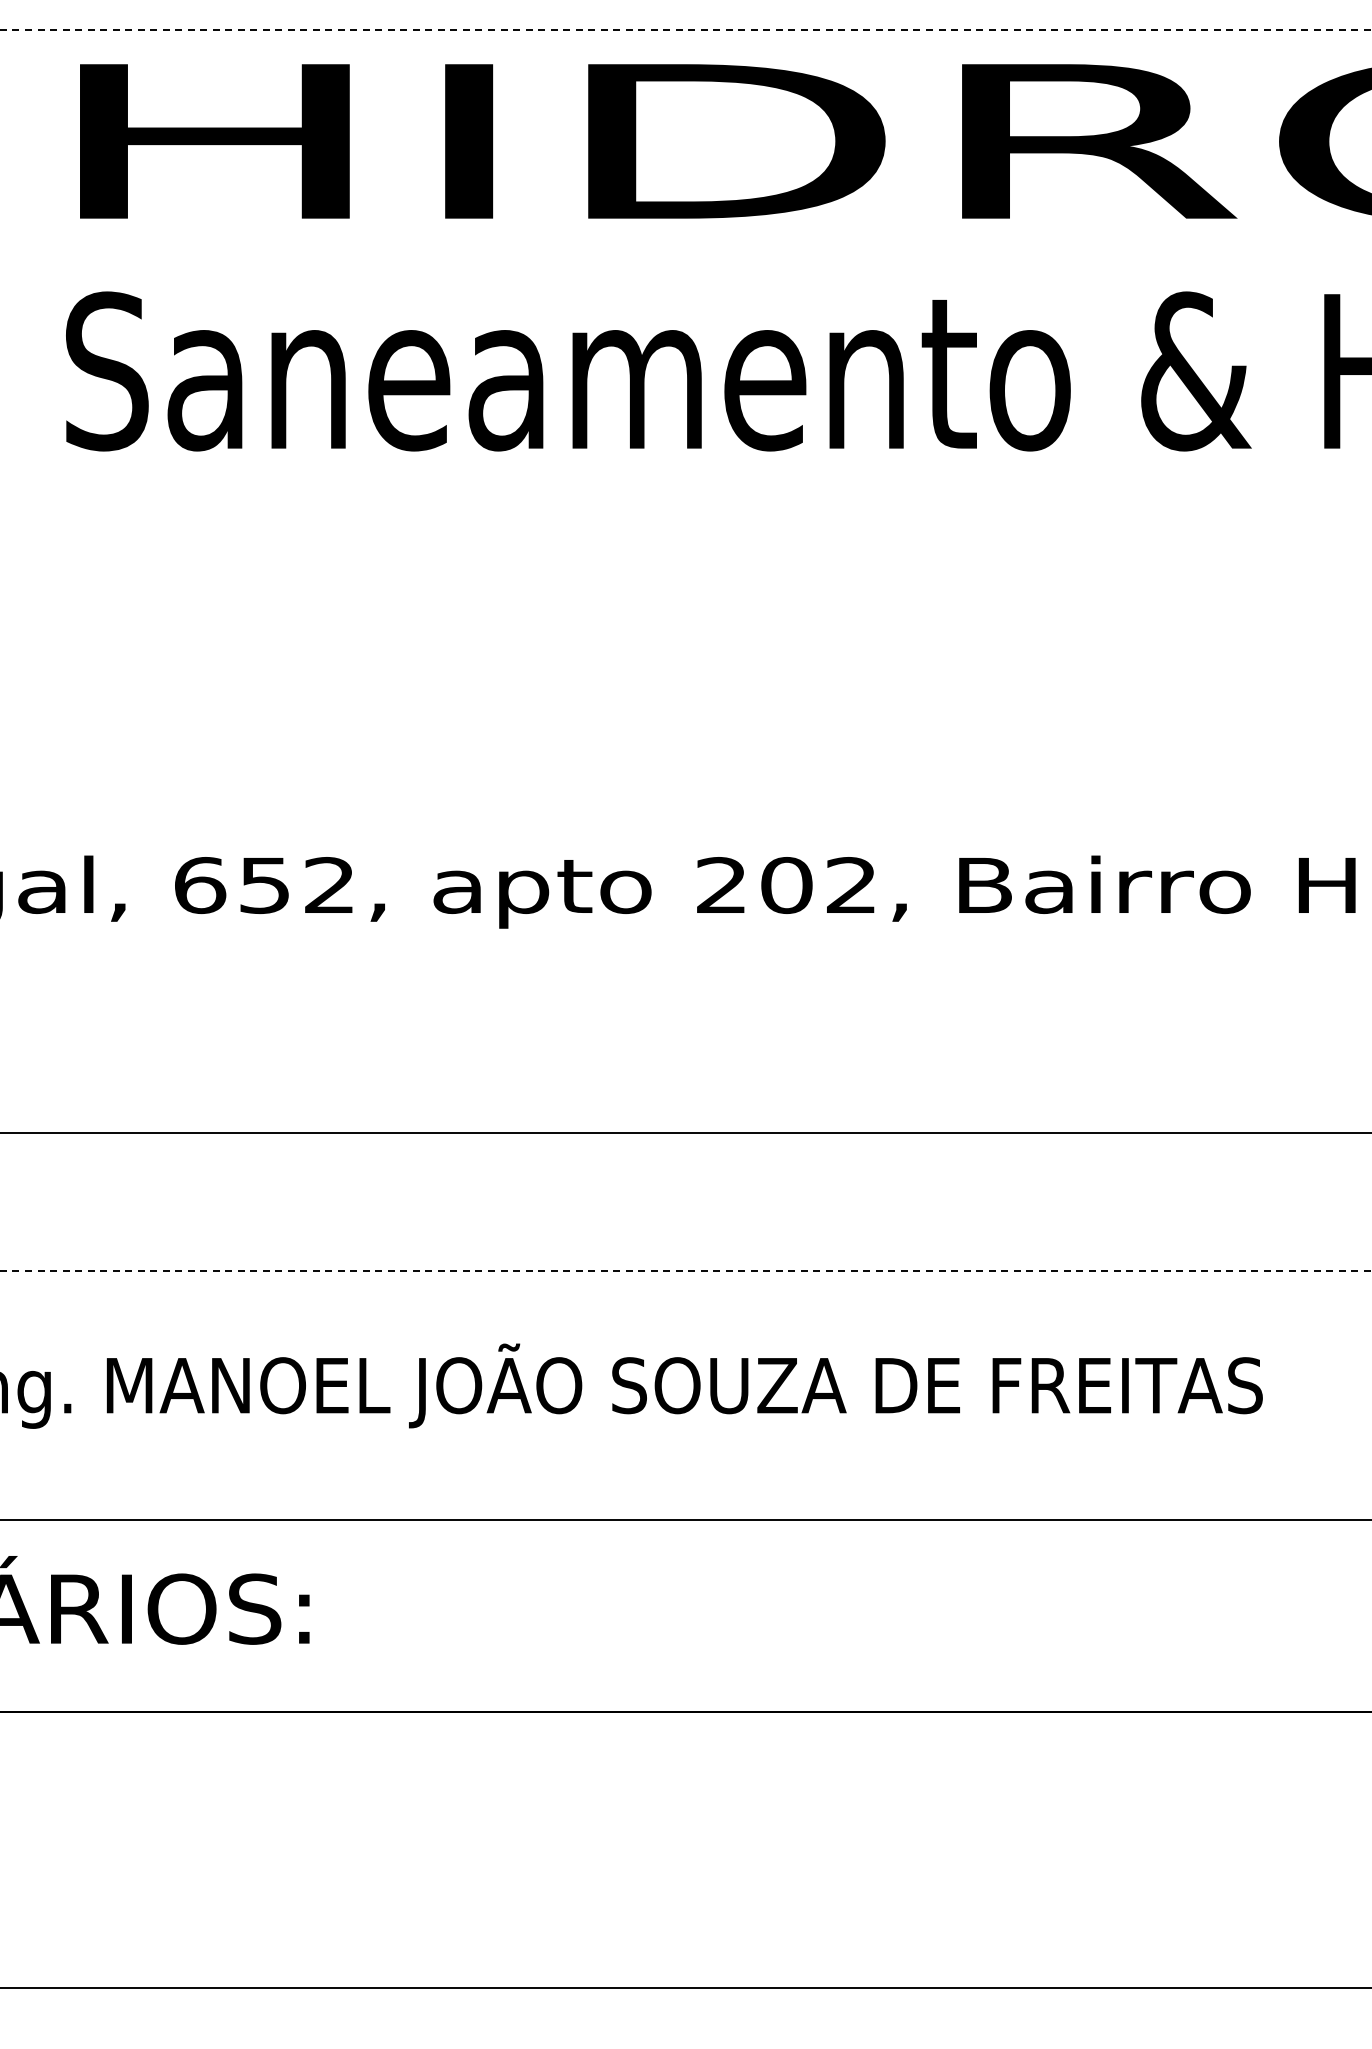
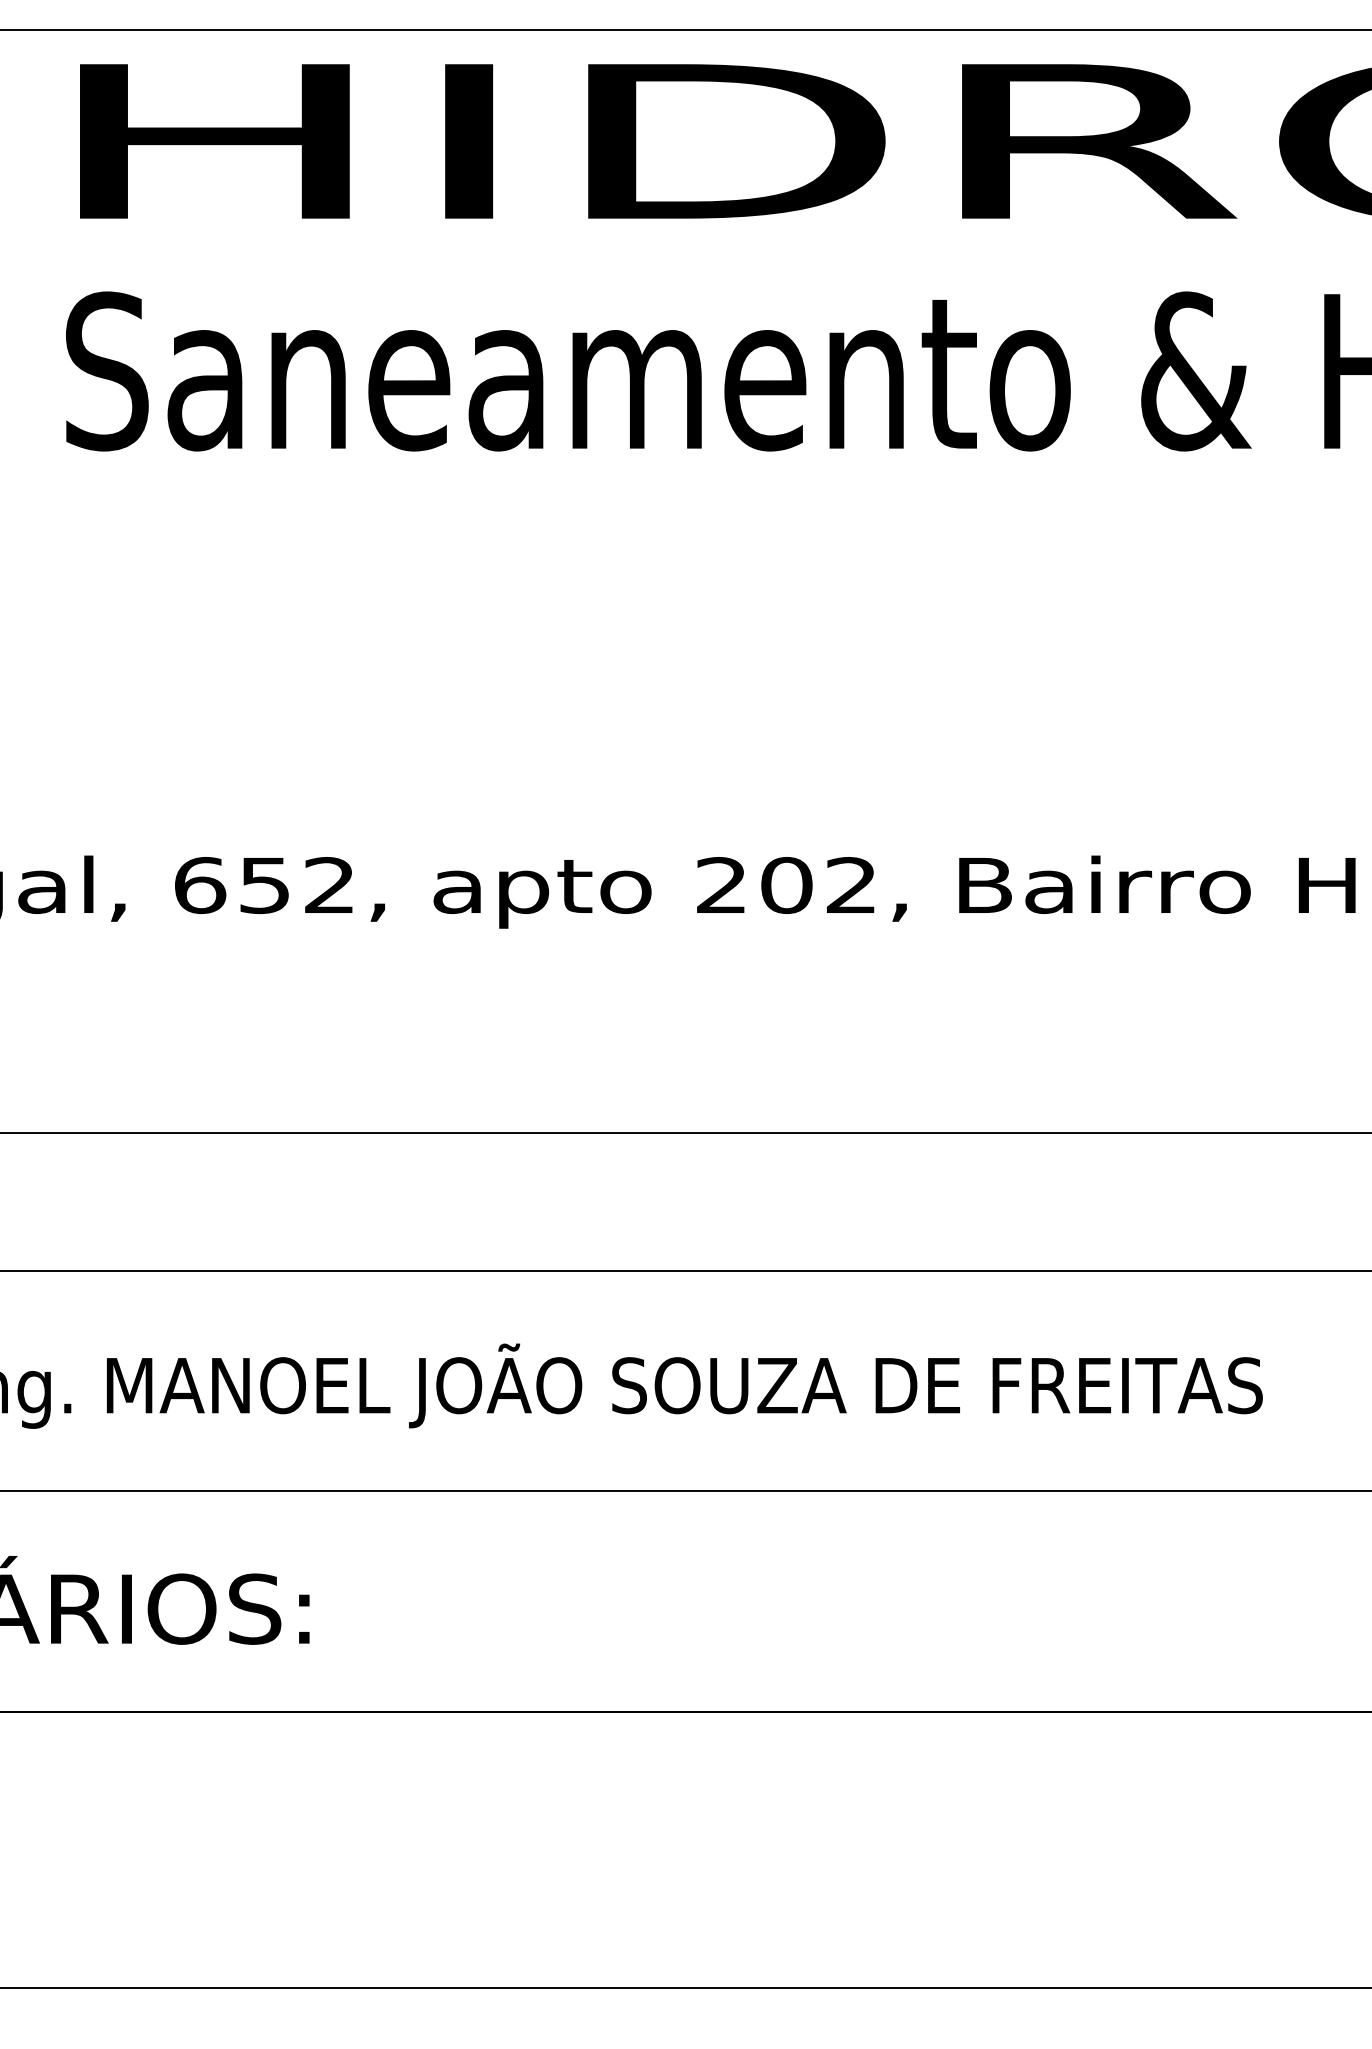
line: dashed -> solid (685, 30)
line: dashed -> solid (685, 1270)
line position: (685, 1520) -> (685, 1491) (685, 1491)
